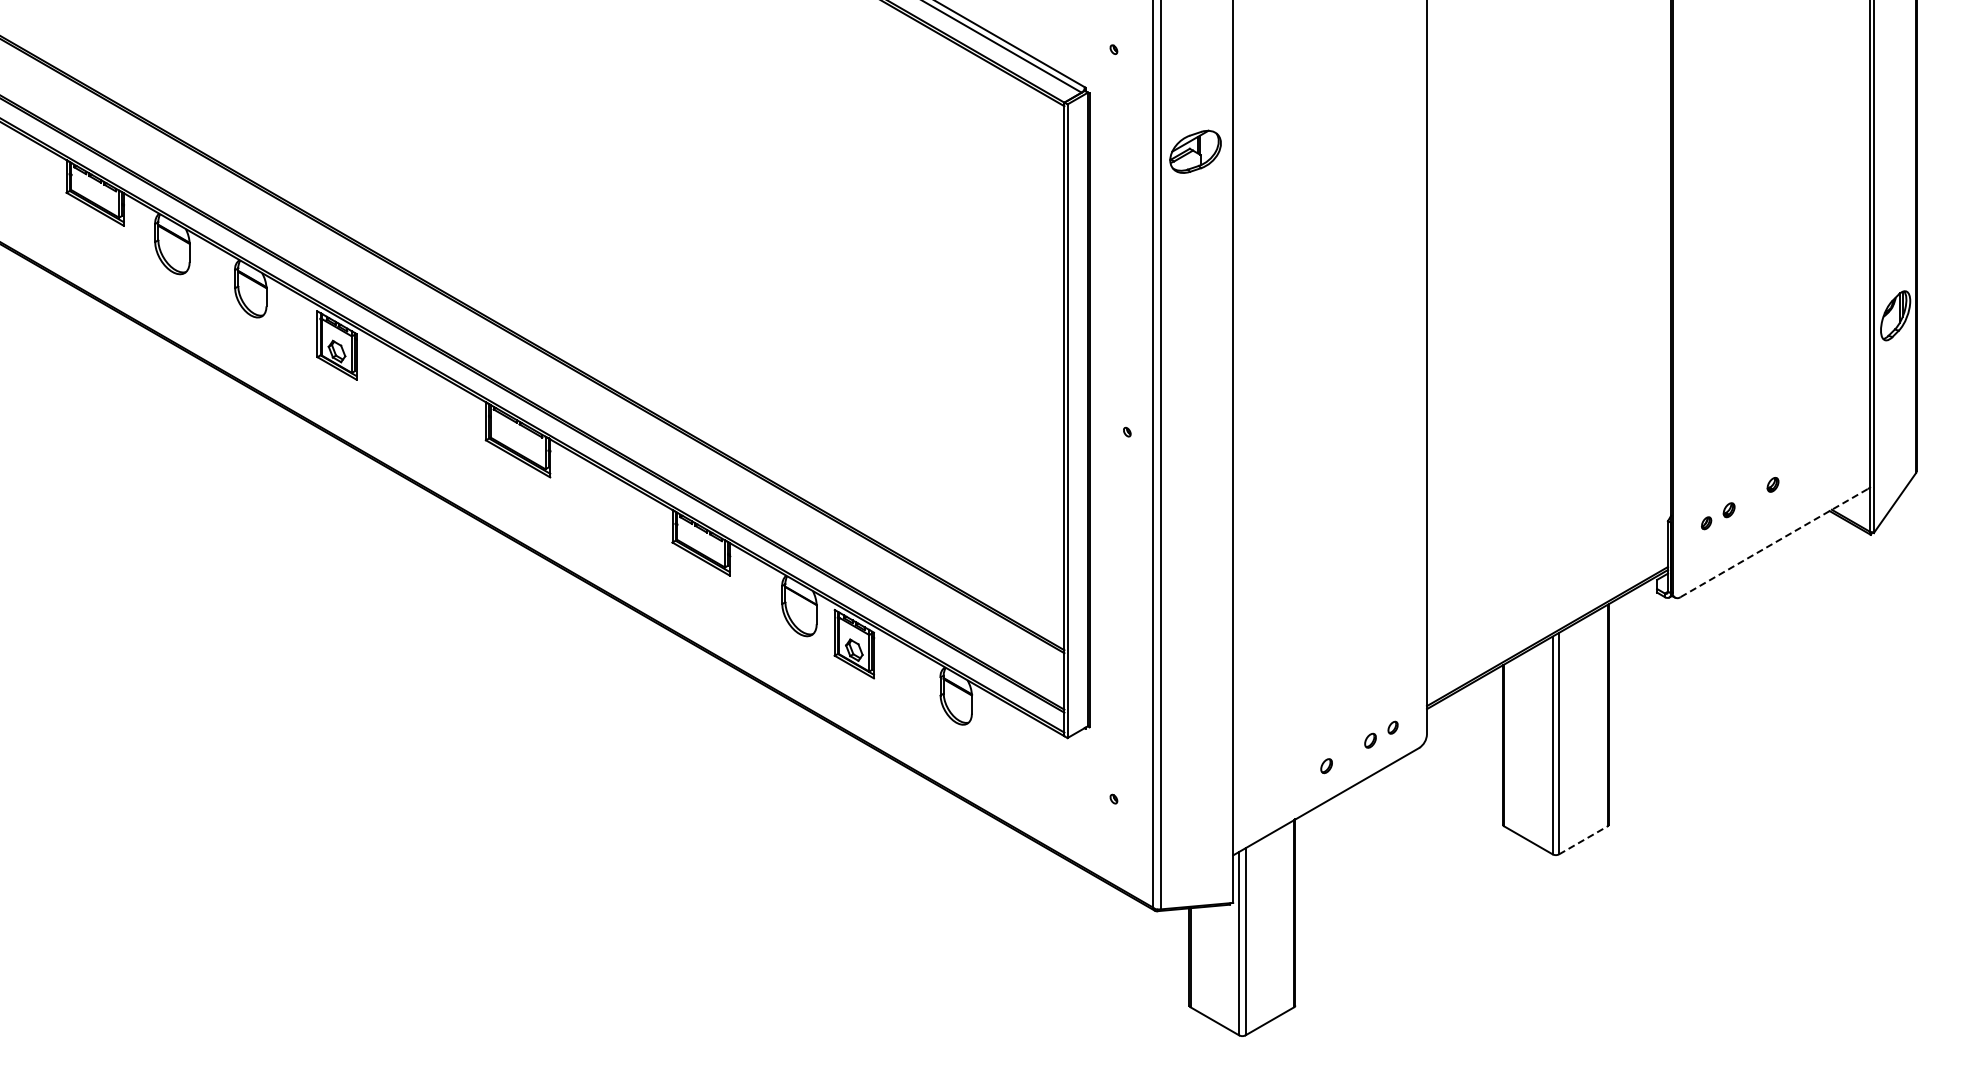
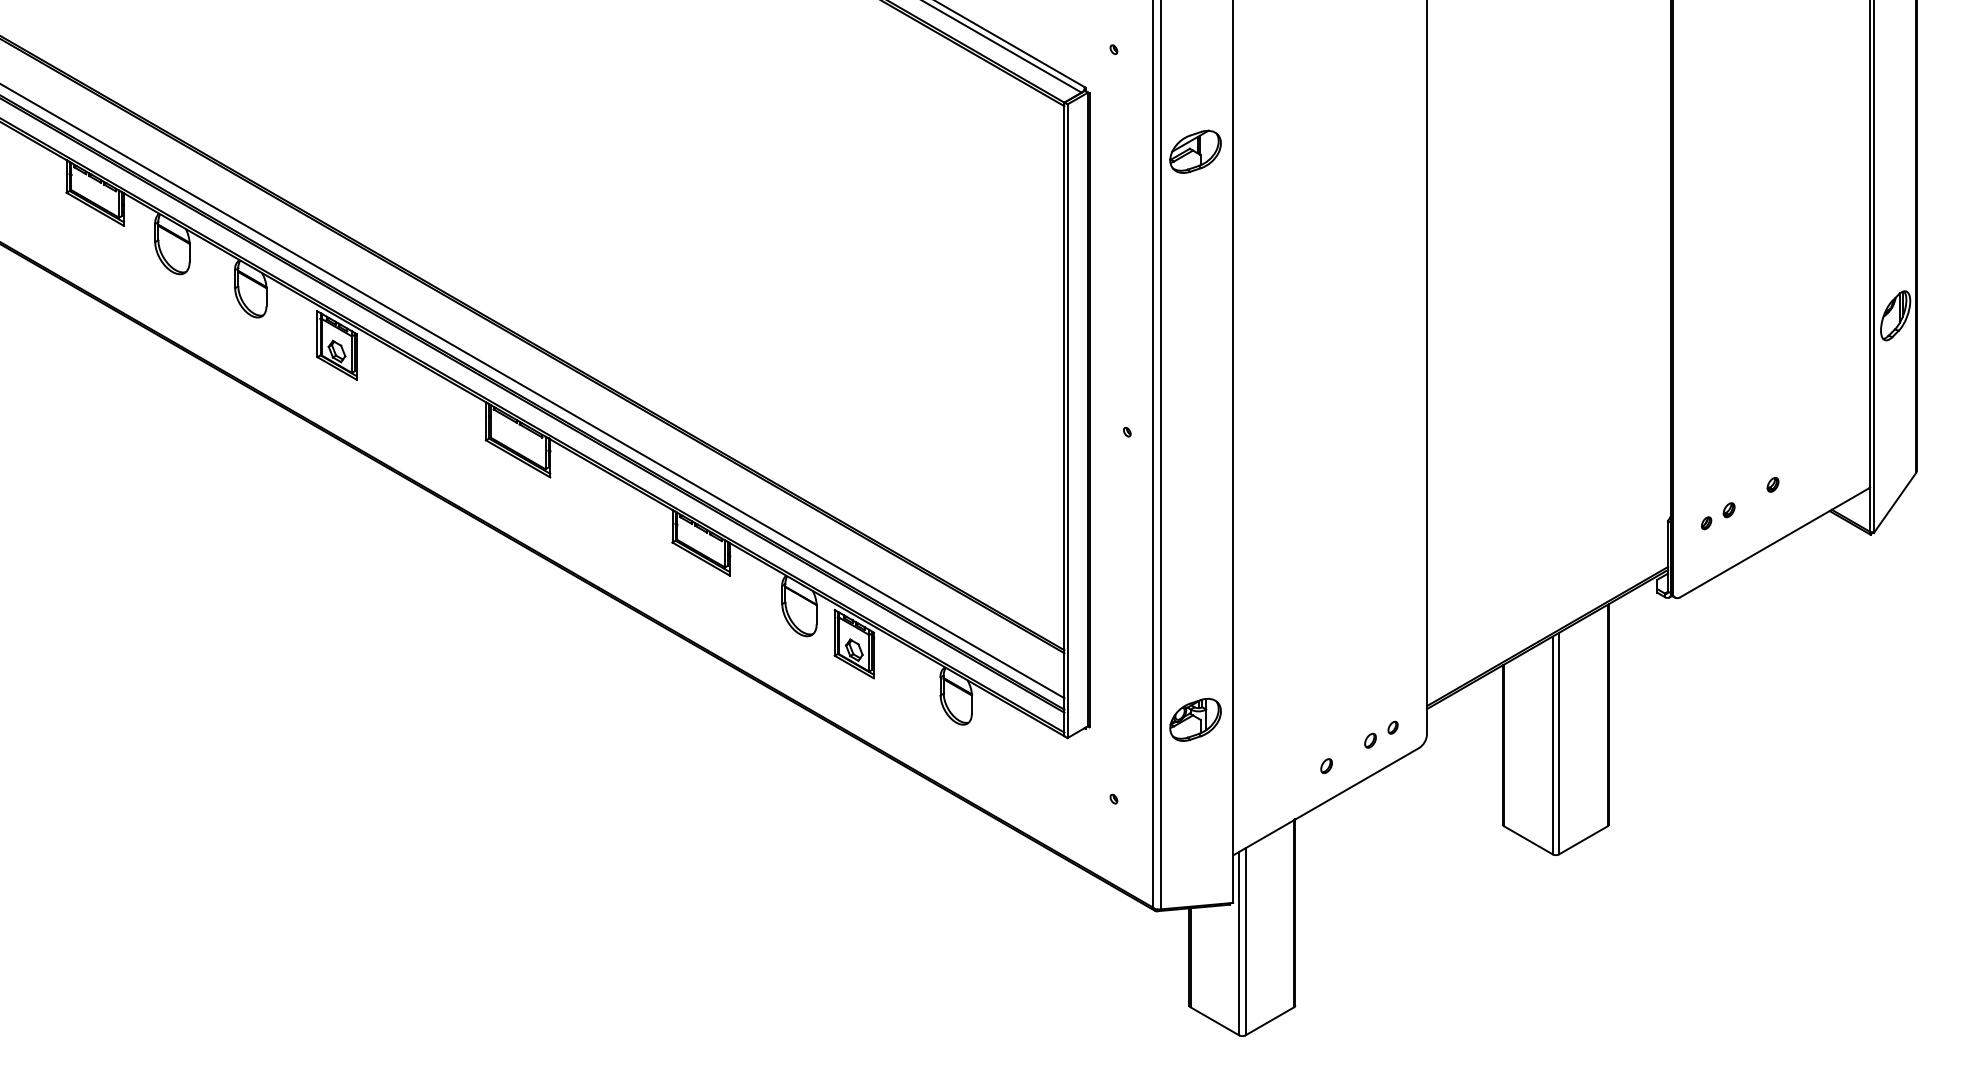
line: none -> present (533, 391)
line: dashed -> solid (1774, 542)
part: none -> present (1195, 719)
line: dashed -> solid (1583, 840)
